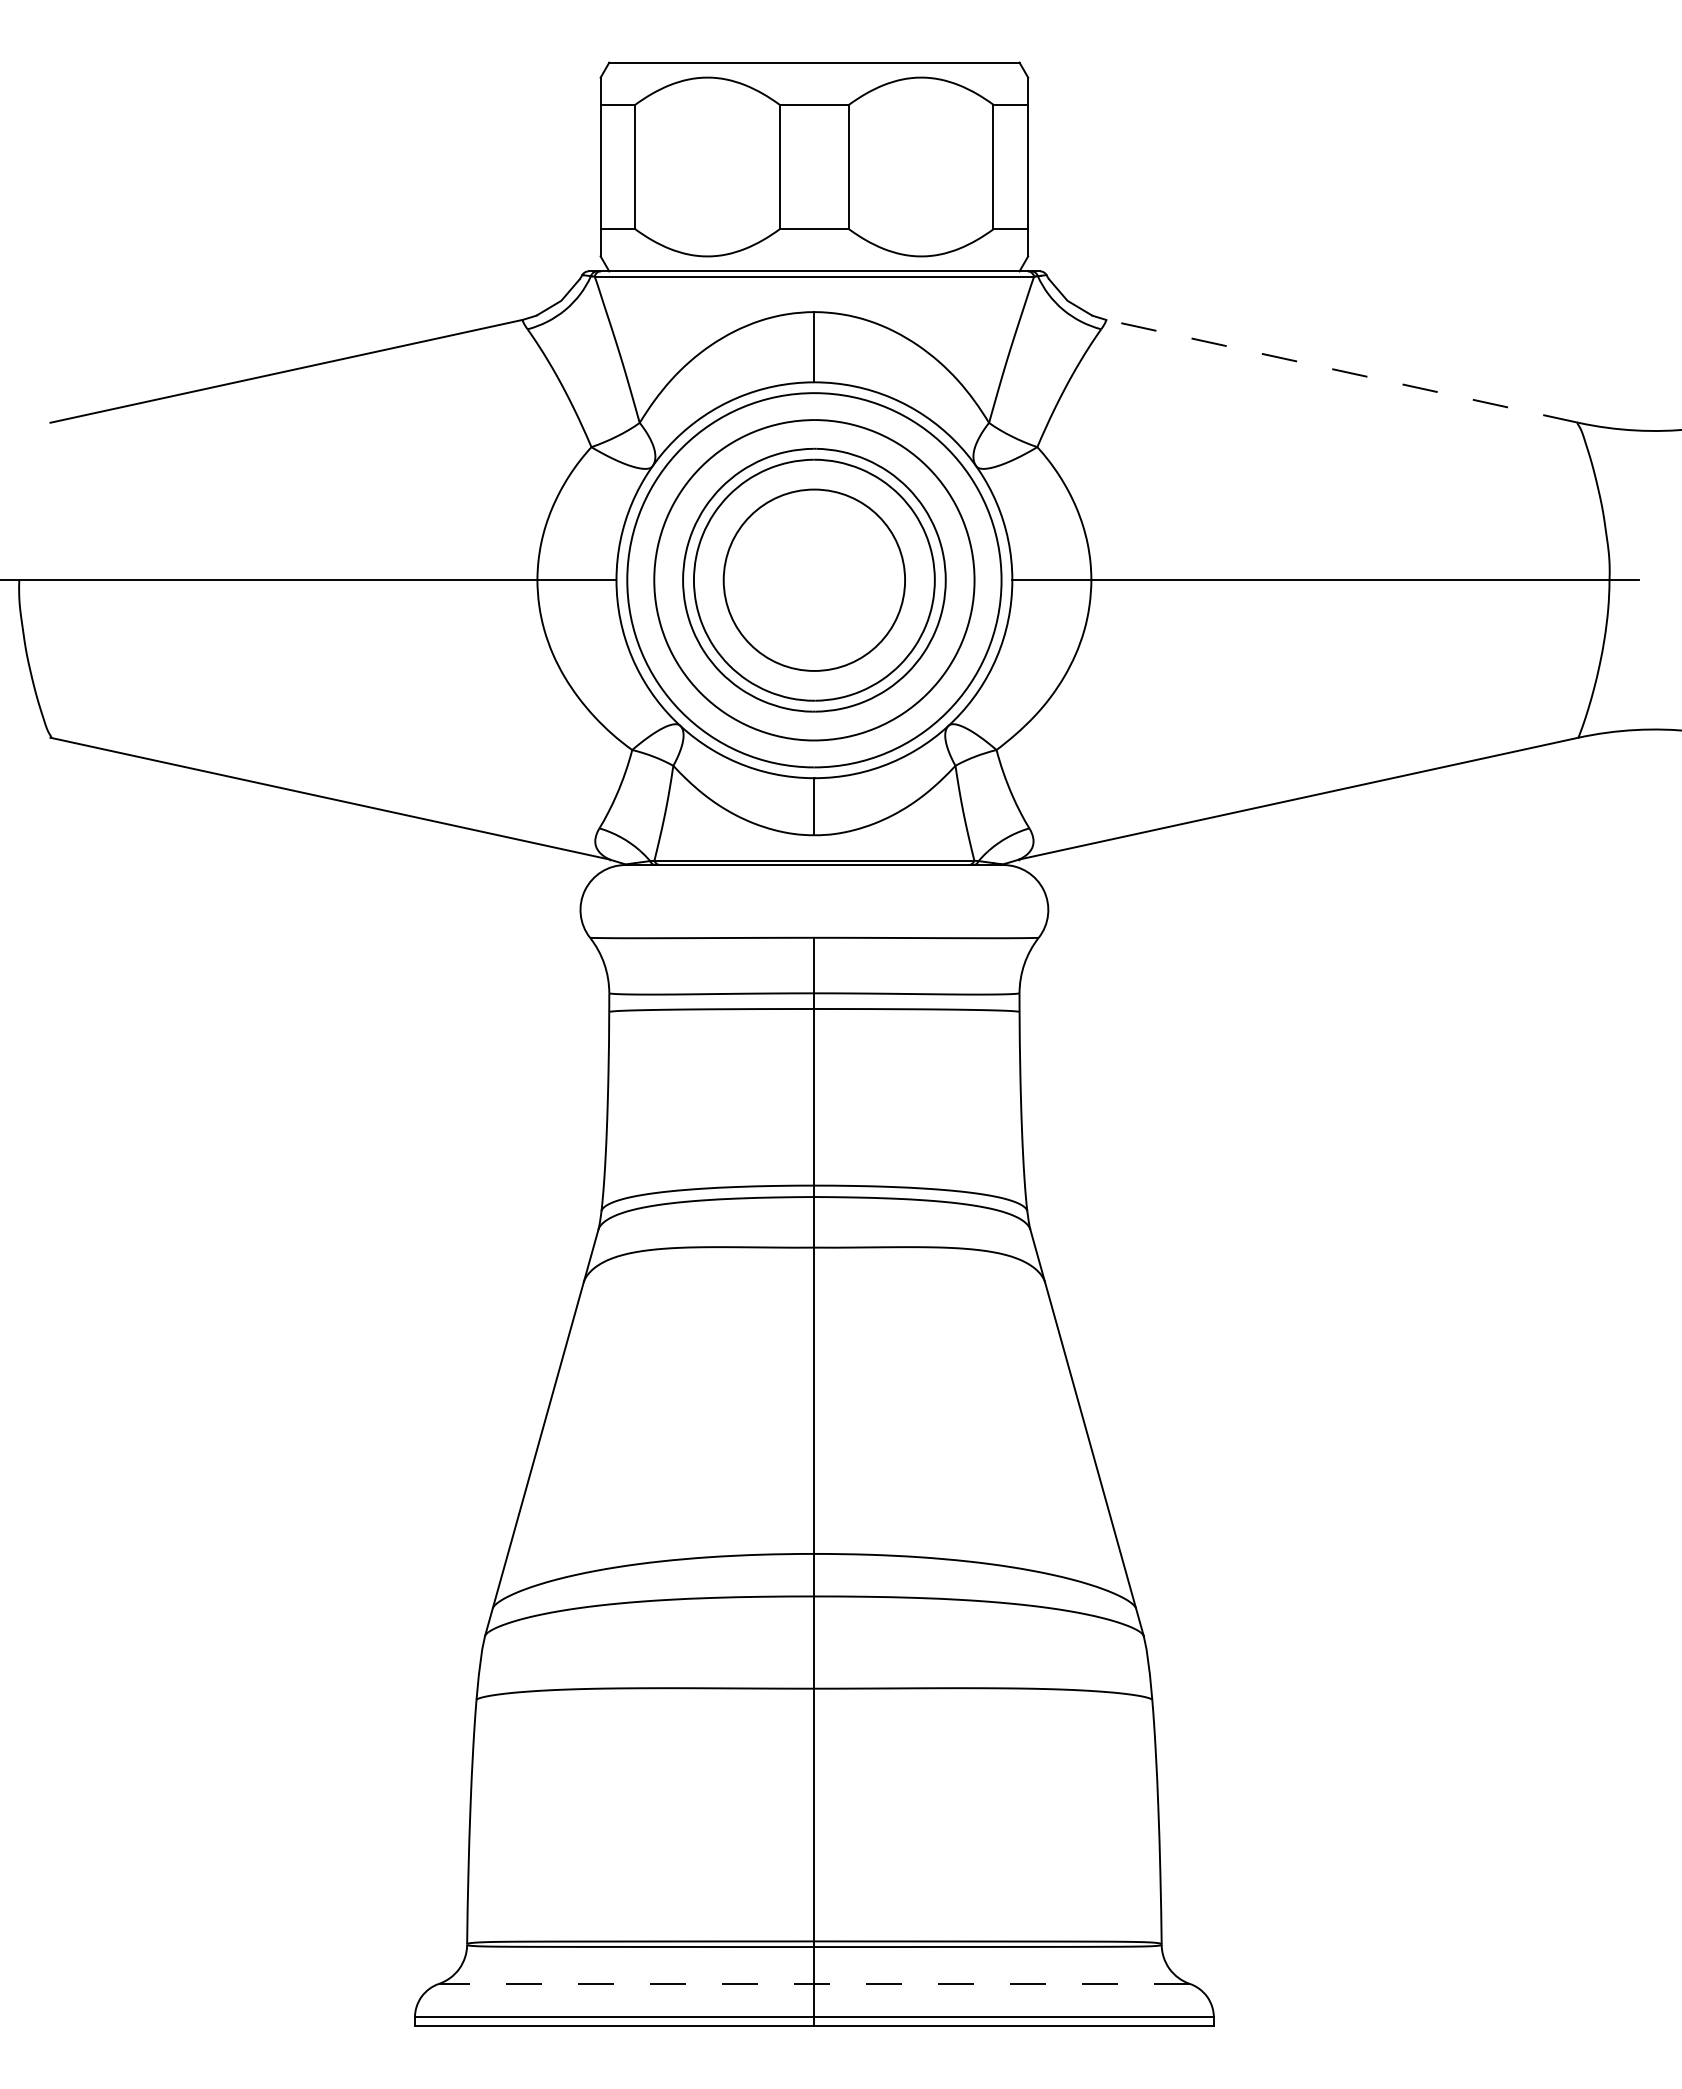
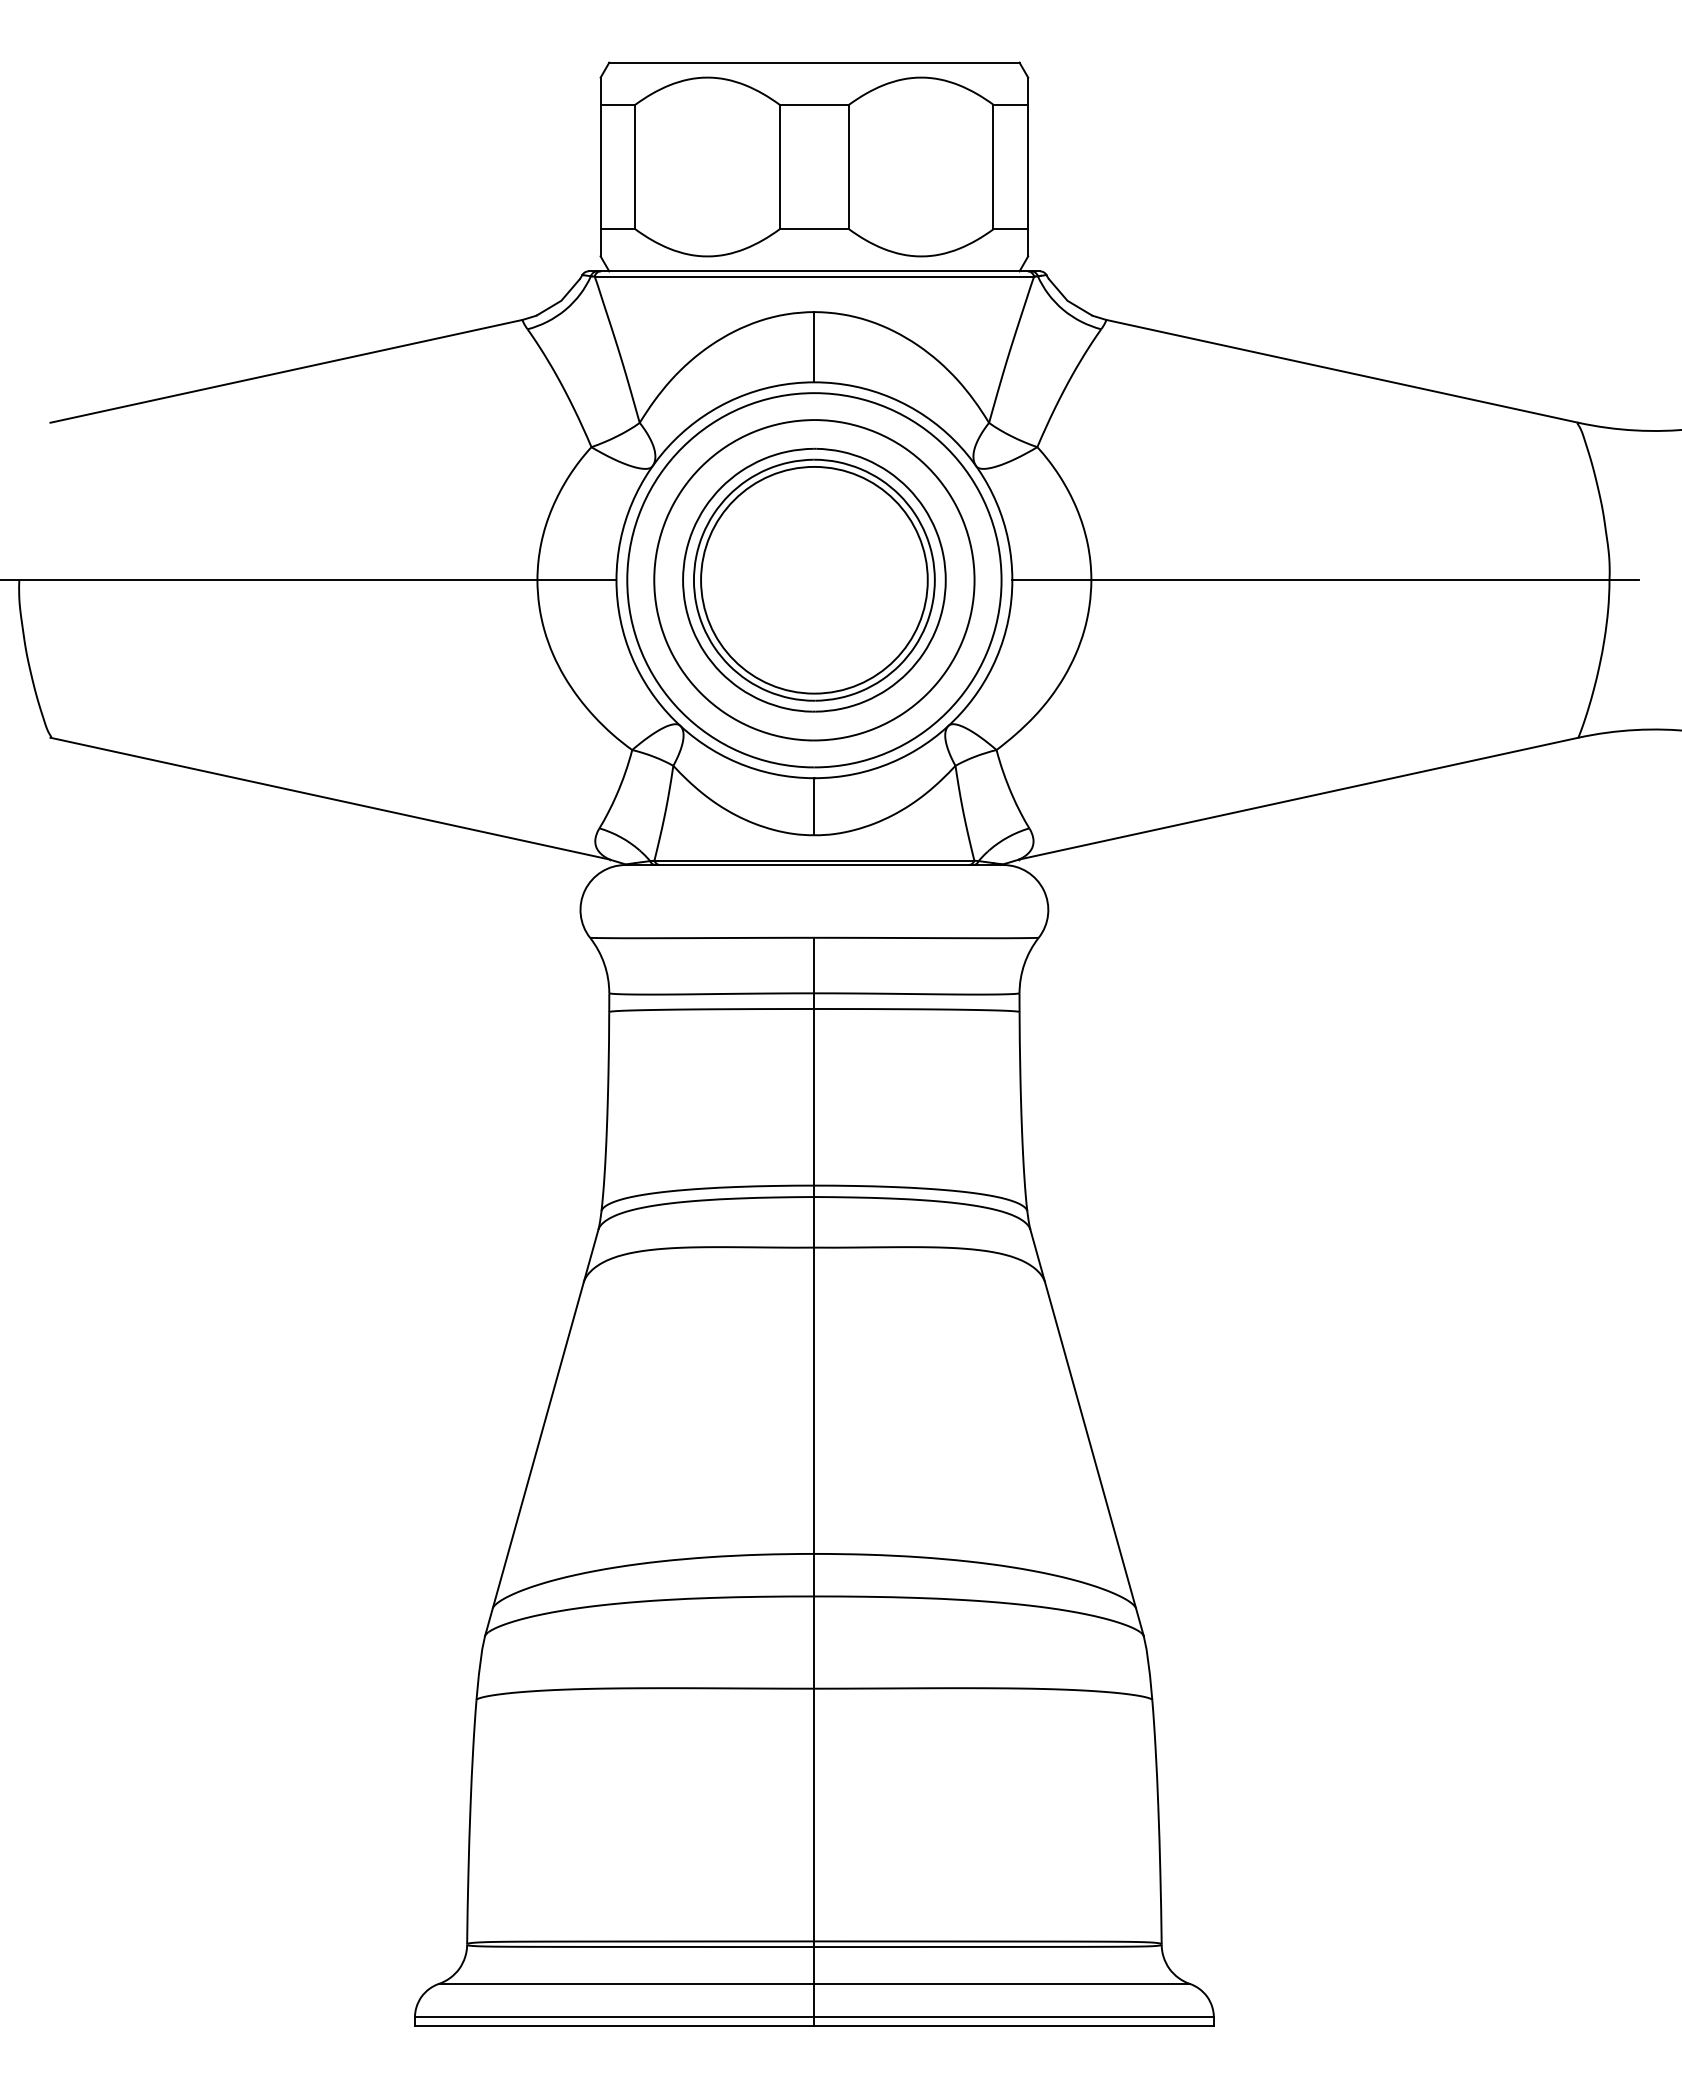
line: dashed -> solid (1341, 371)
circle diameter: 181 px -> 227 px (814, 579)
line: dashed -> solid (813, 1983)
